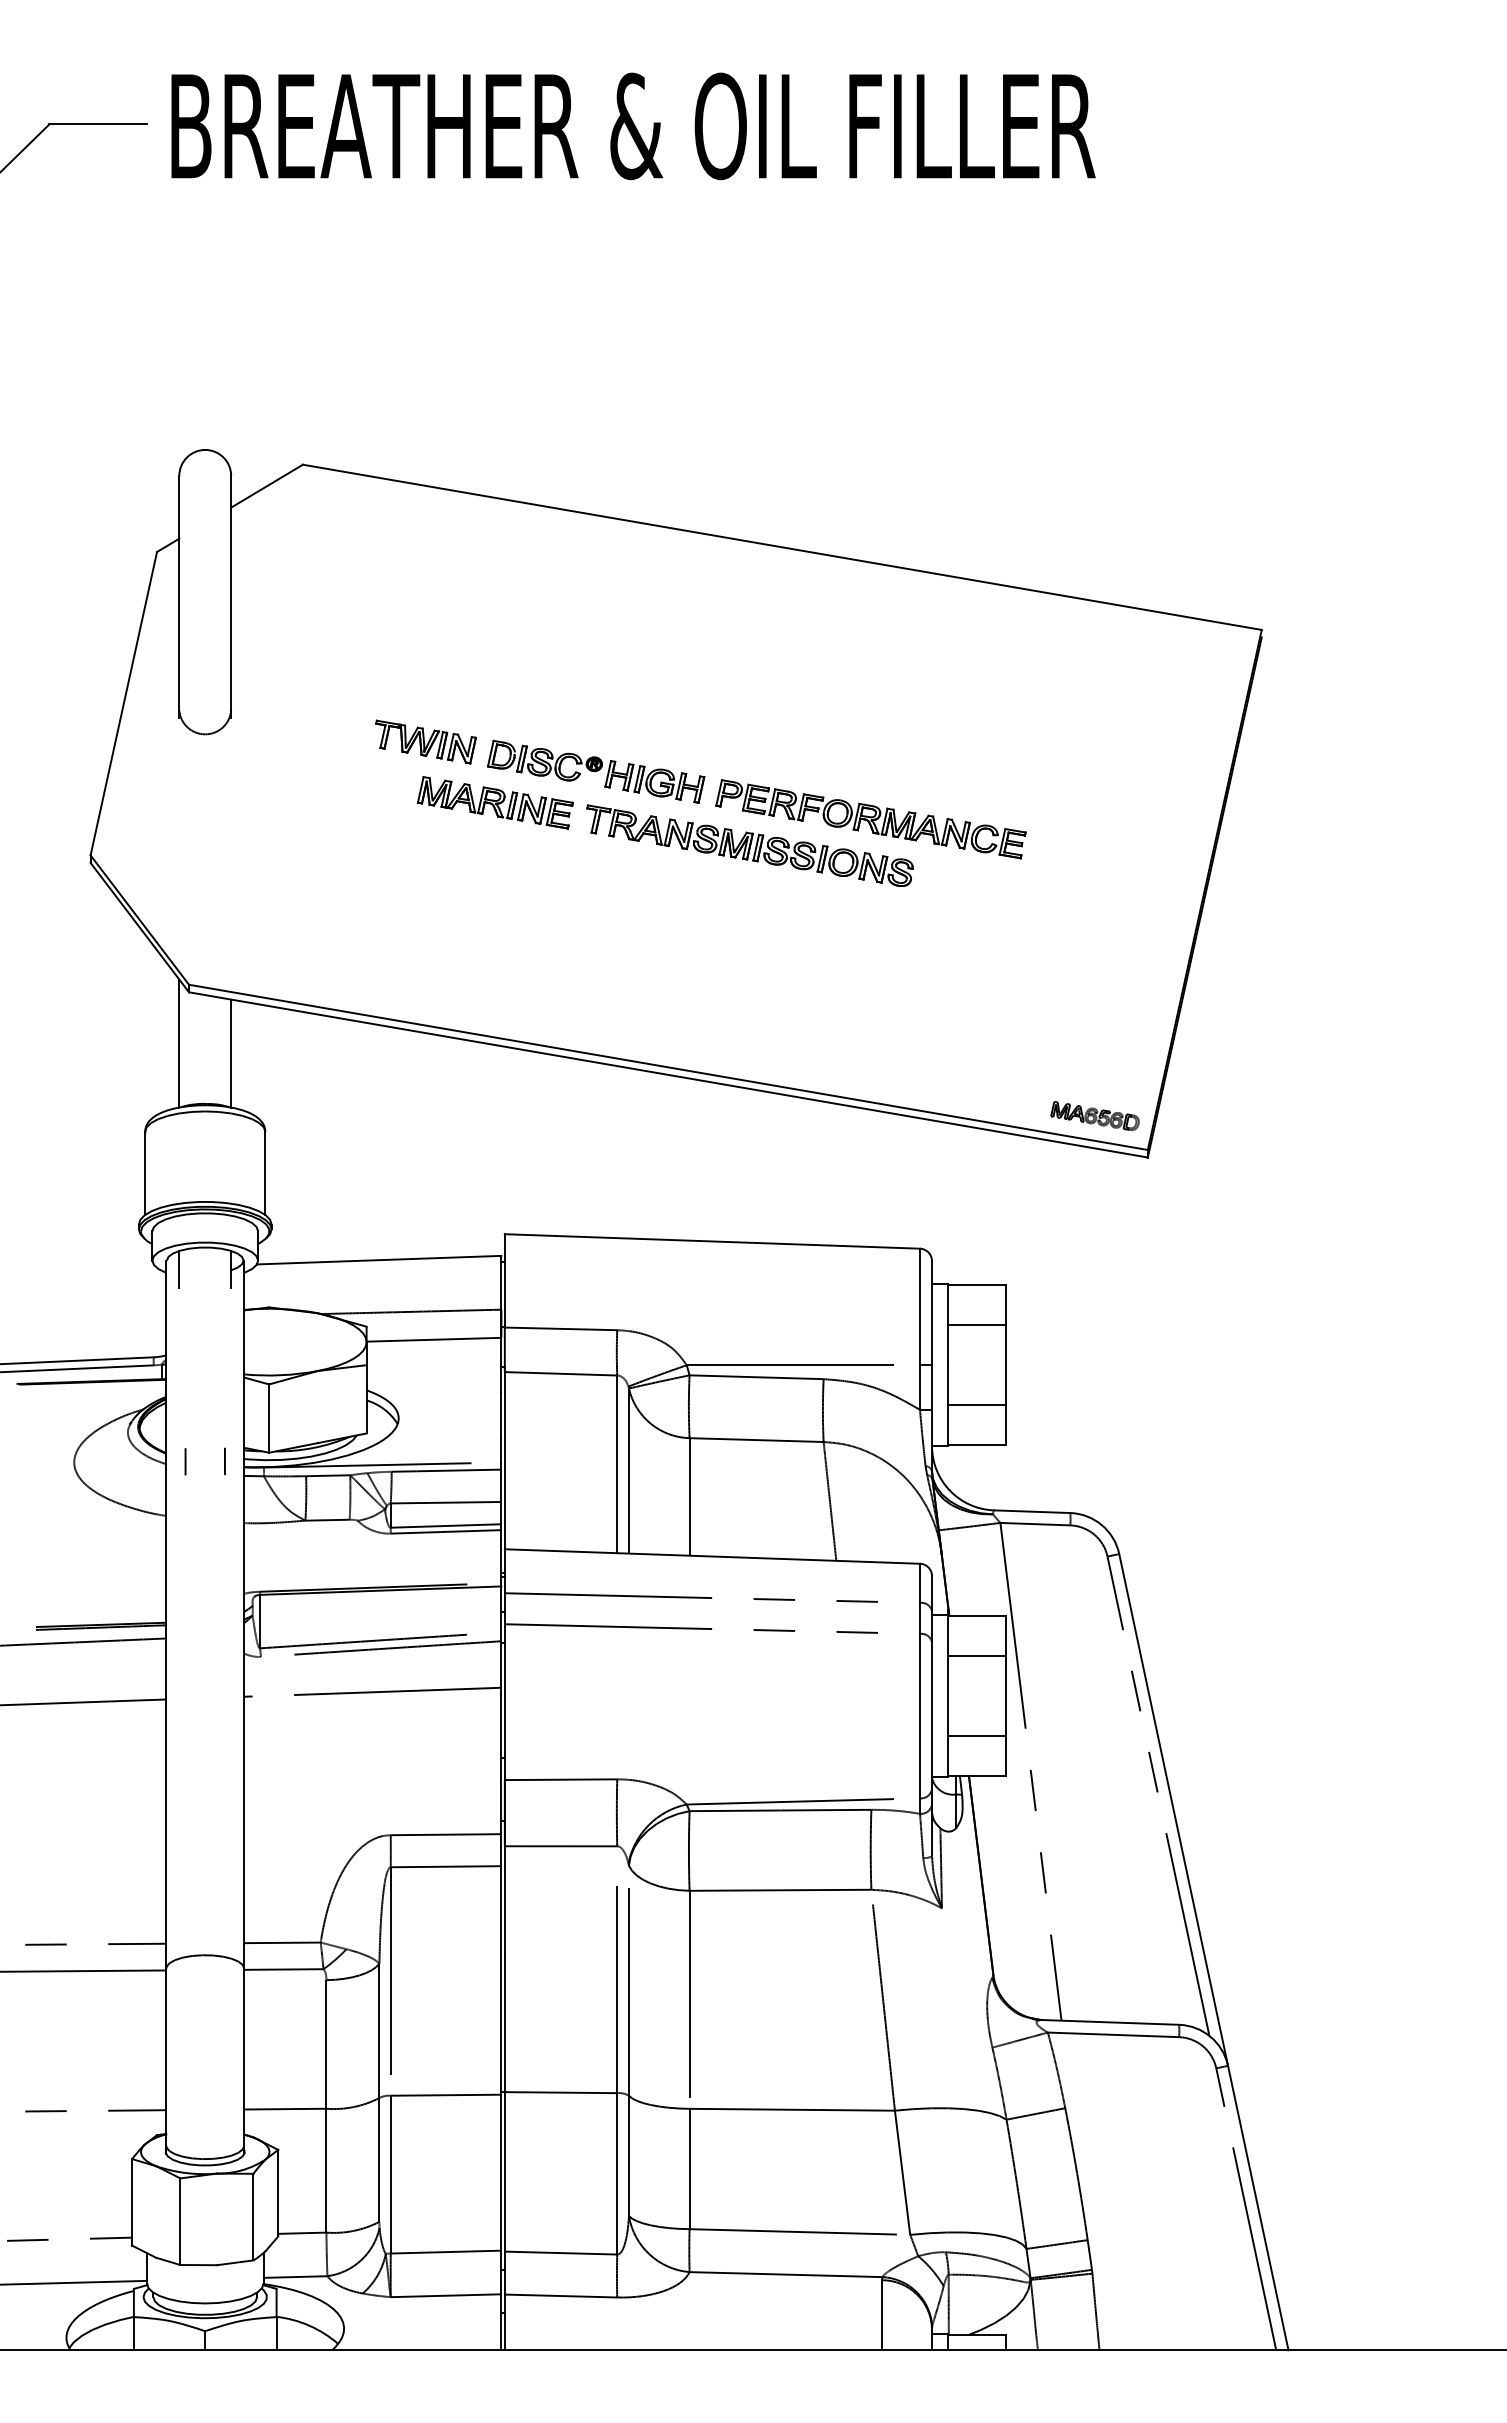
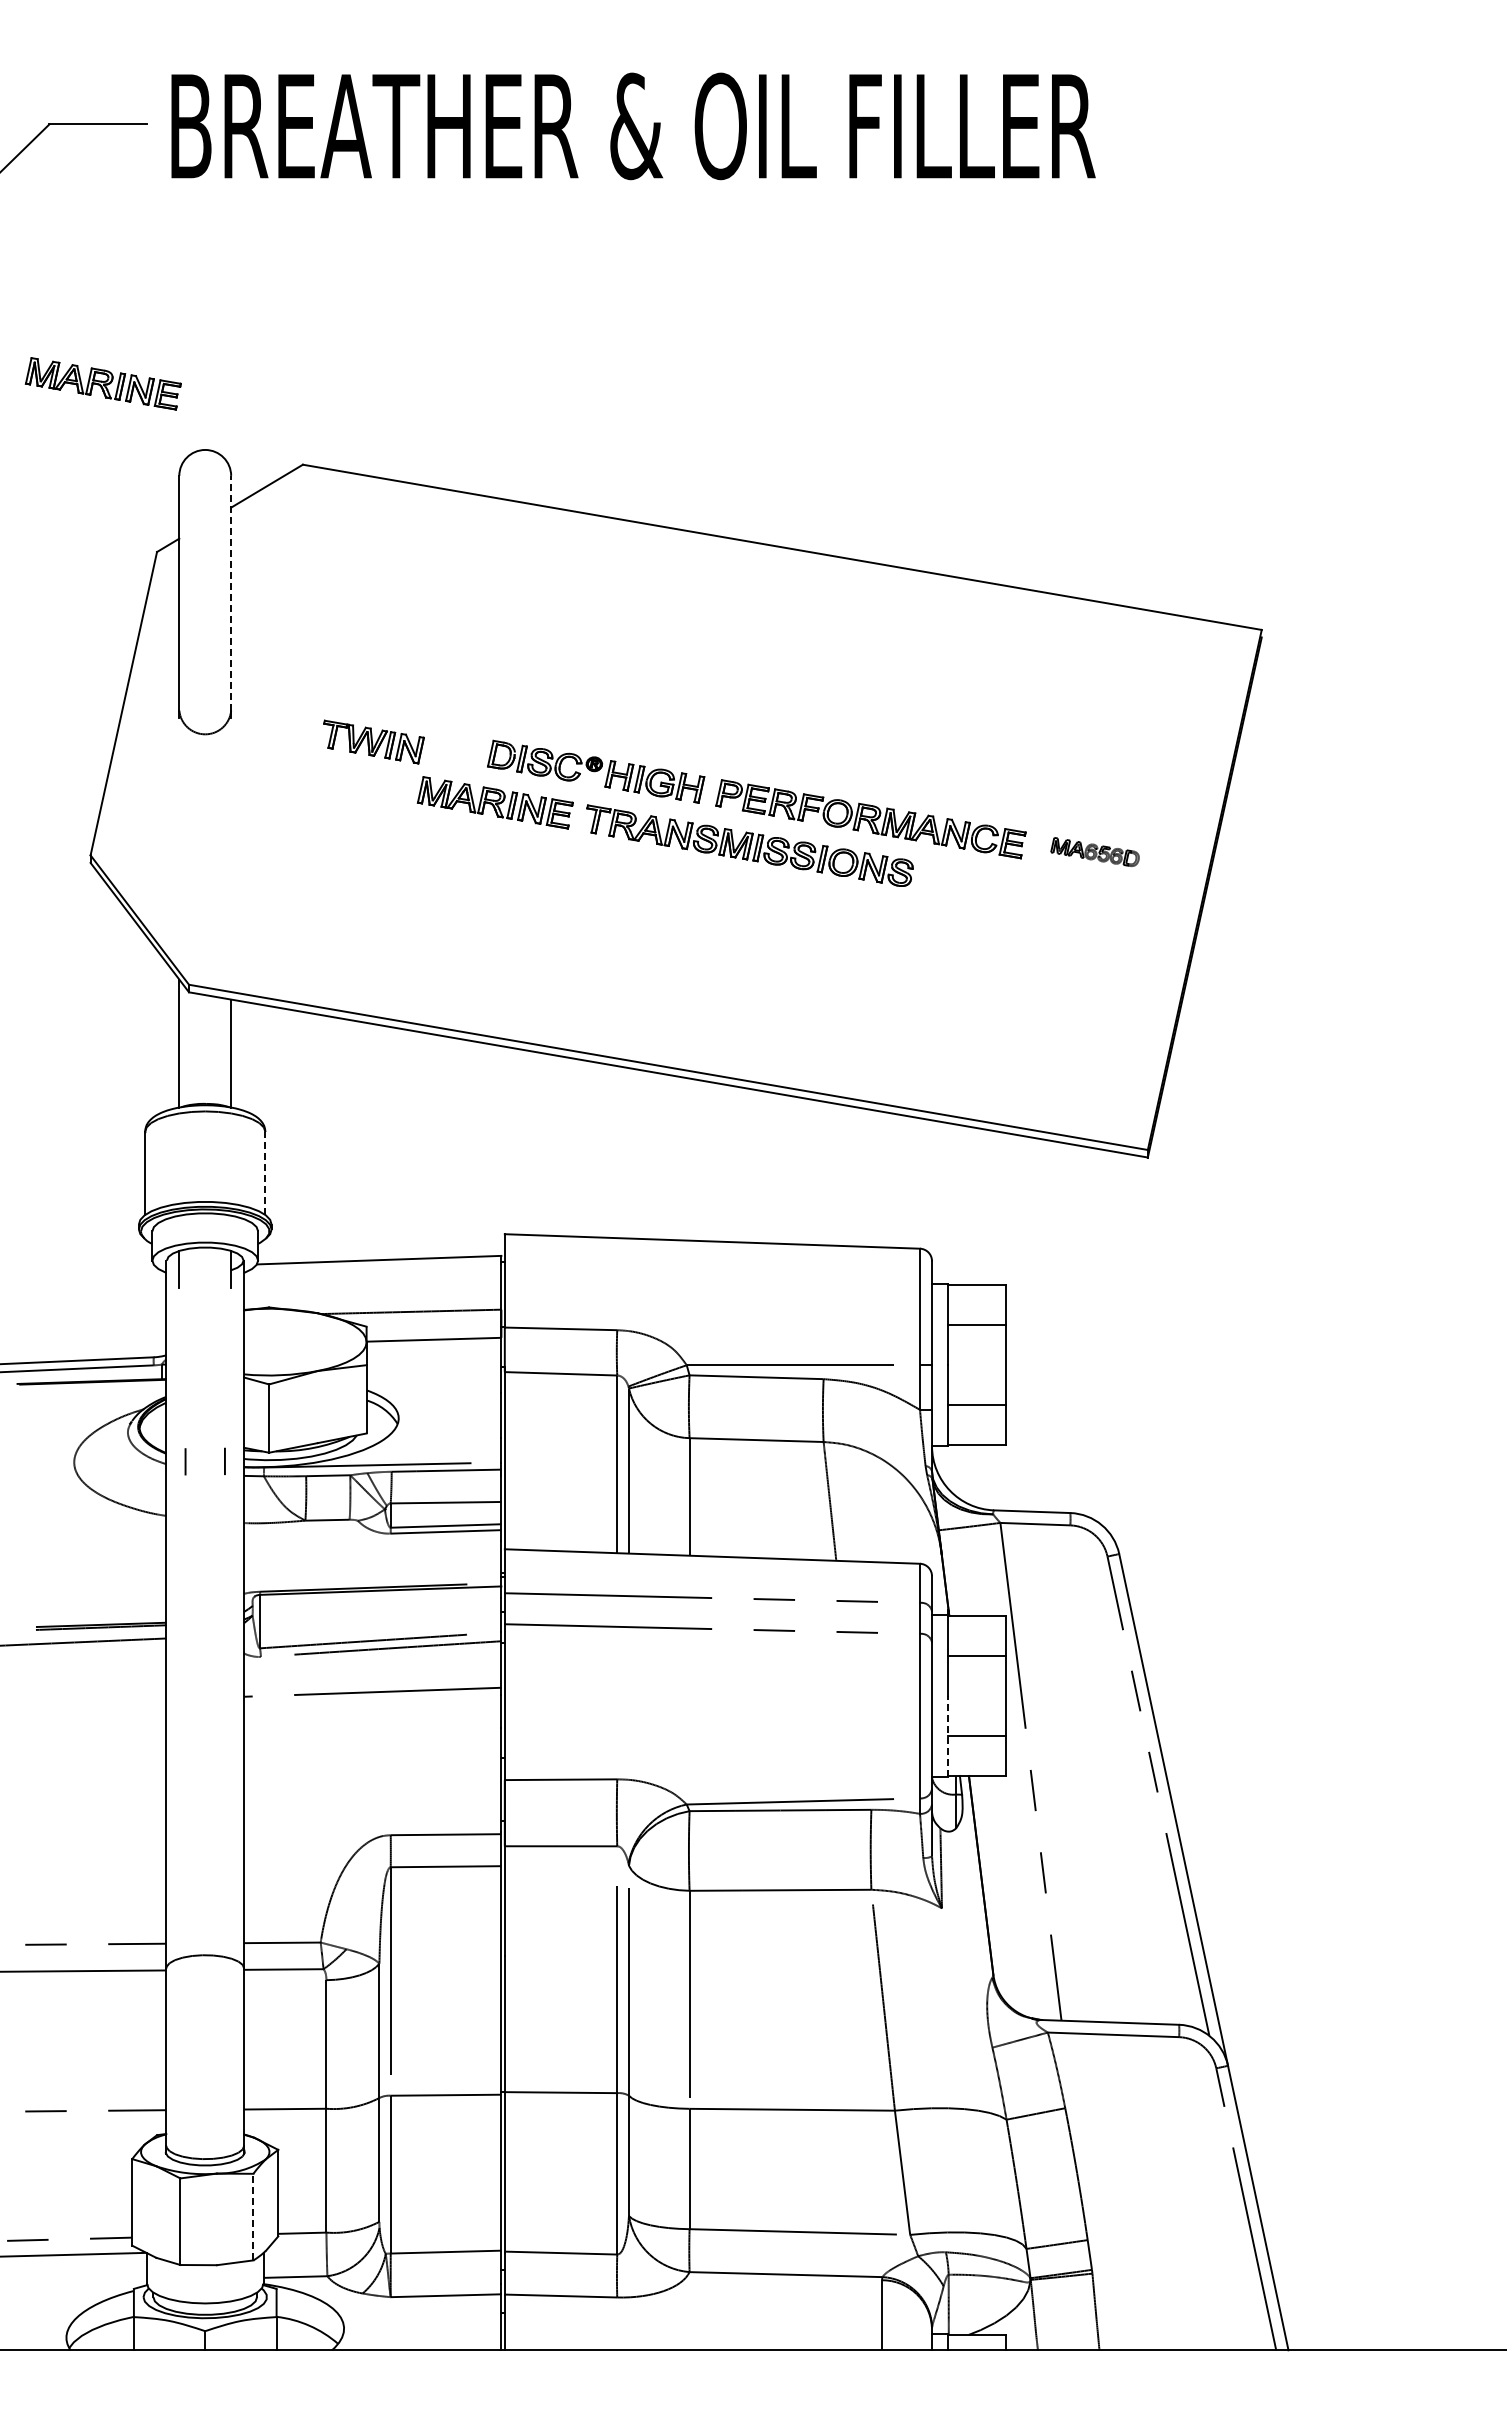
part: none -> present (102, 383)
line: solid -> dashed (231, 592)
part position: (425, 741) -> (373, 741) (373, 741)
part position: (1094, 1115) -> (1094, 851) (1094, 851)
line: solid -> dashed (265, 1172)
line: present -> none (84, 1702)
line: solid -> dashed (948, 1736)
line: solid -> dashed (253, 2216)
line position: (74, 2282) -> (73, 2254) (73, 2254)
